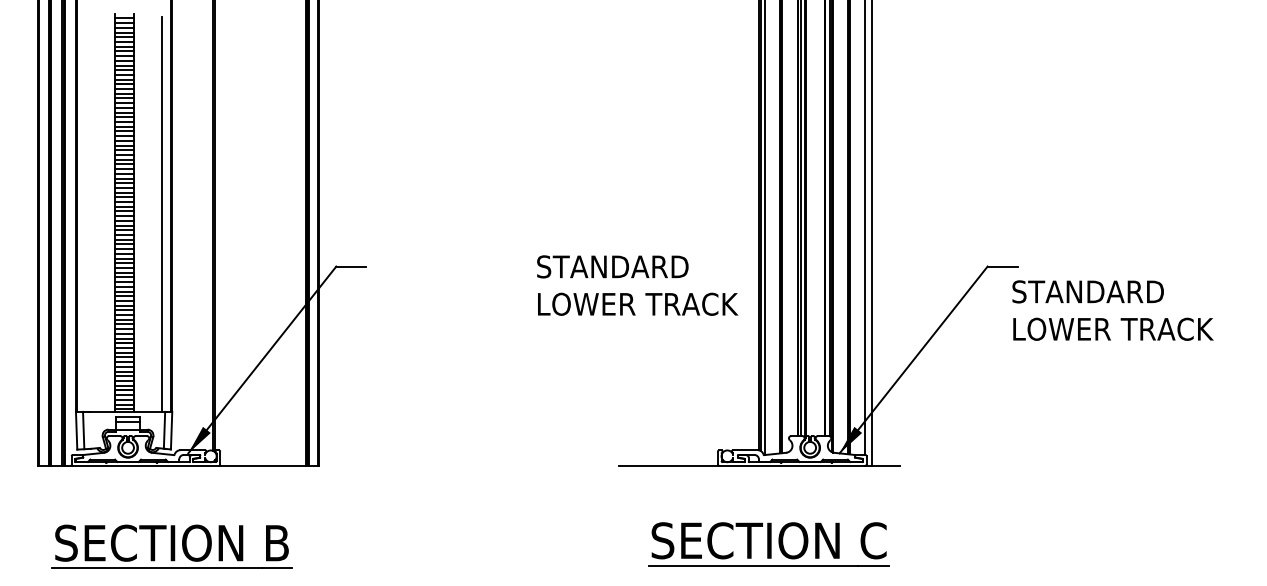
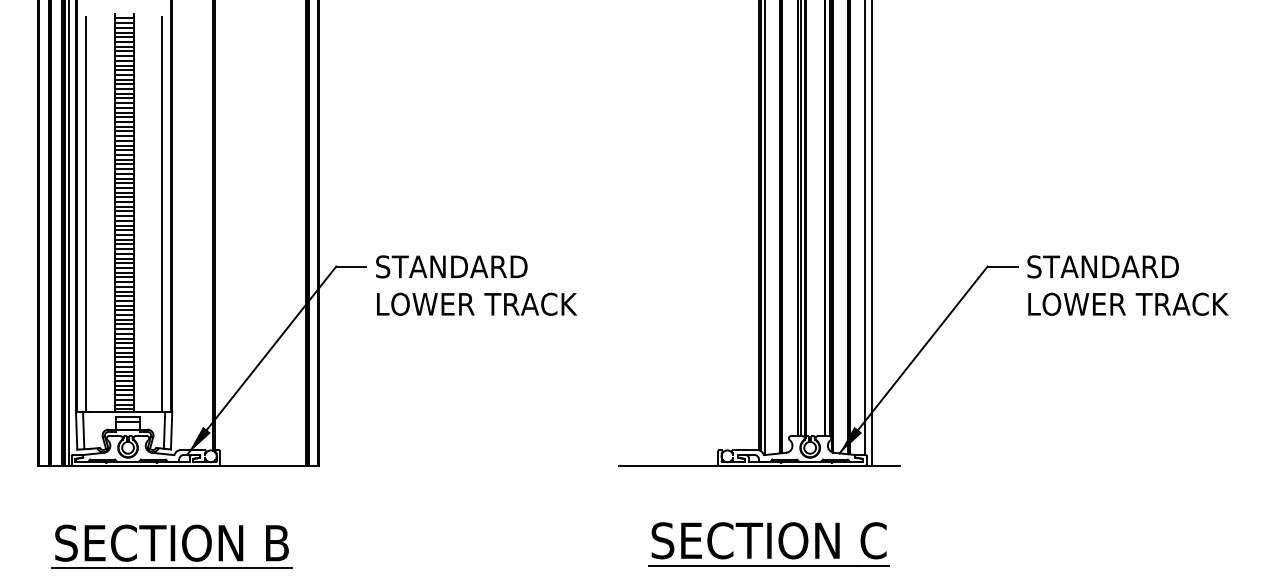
line: none -> present (86, 213)
line: none -> present (68, 233)
text position: (637, 285) -> (476, 285) (476, 285)
text position: (1112, 310) -> (1127, 285) (1127, 285)
